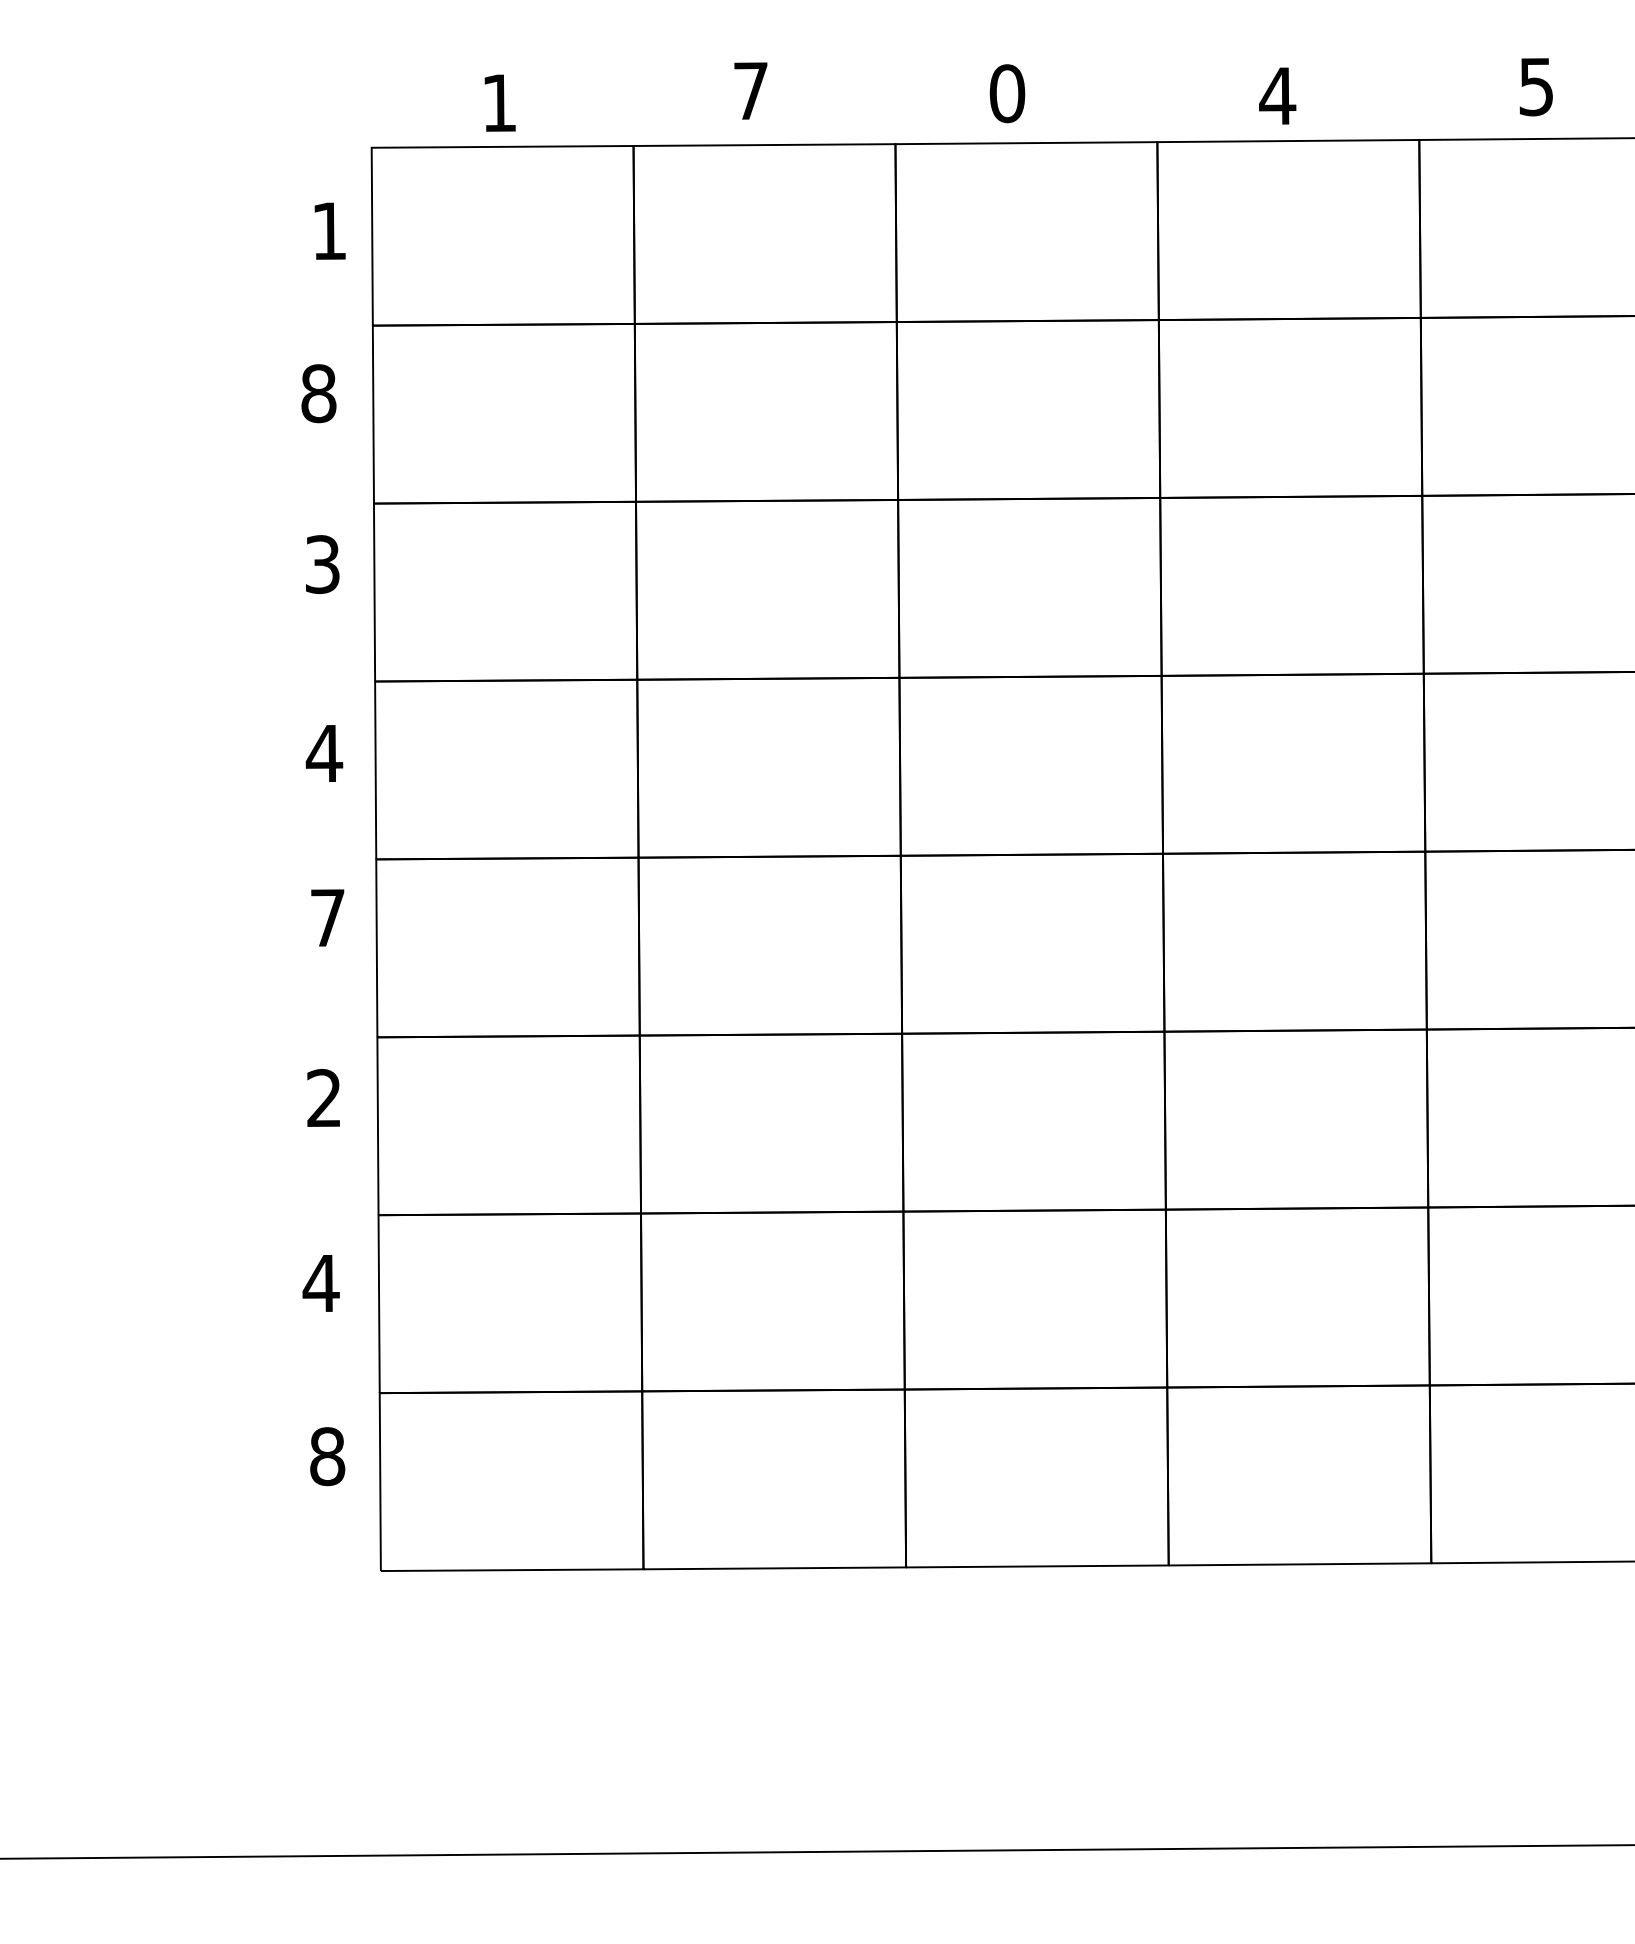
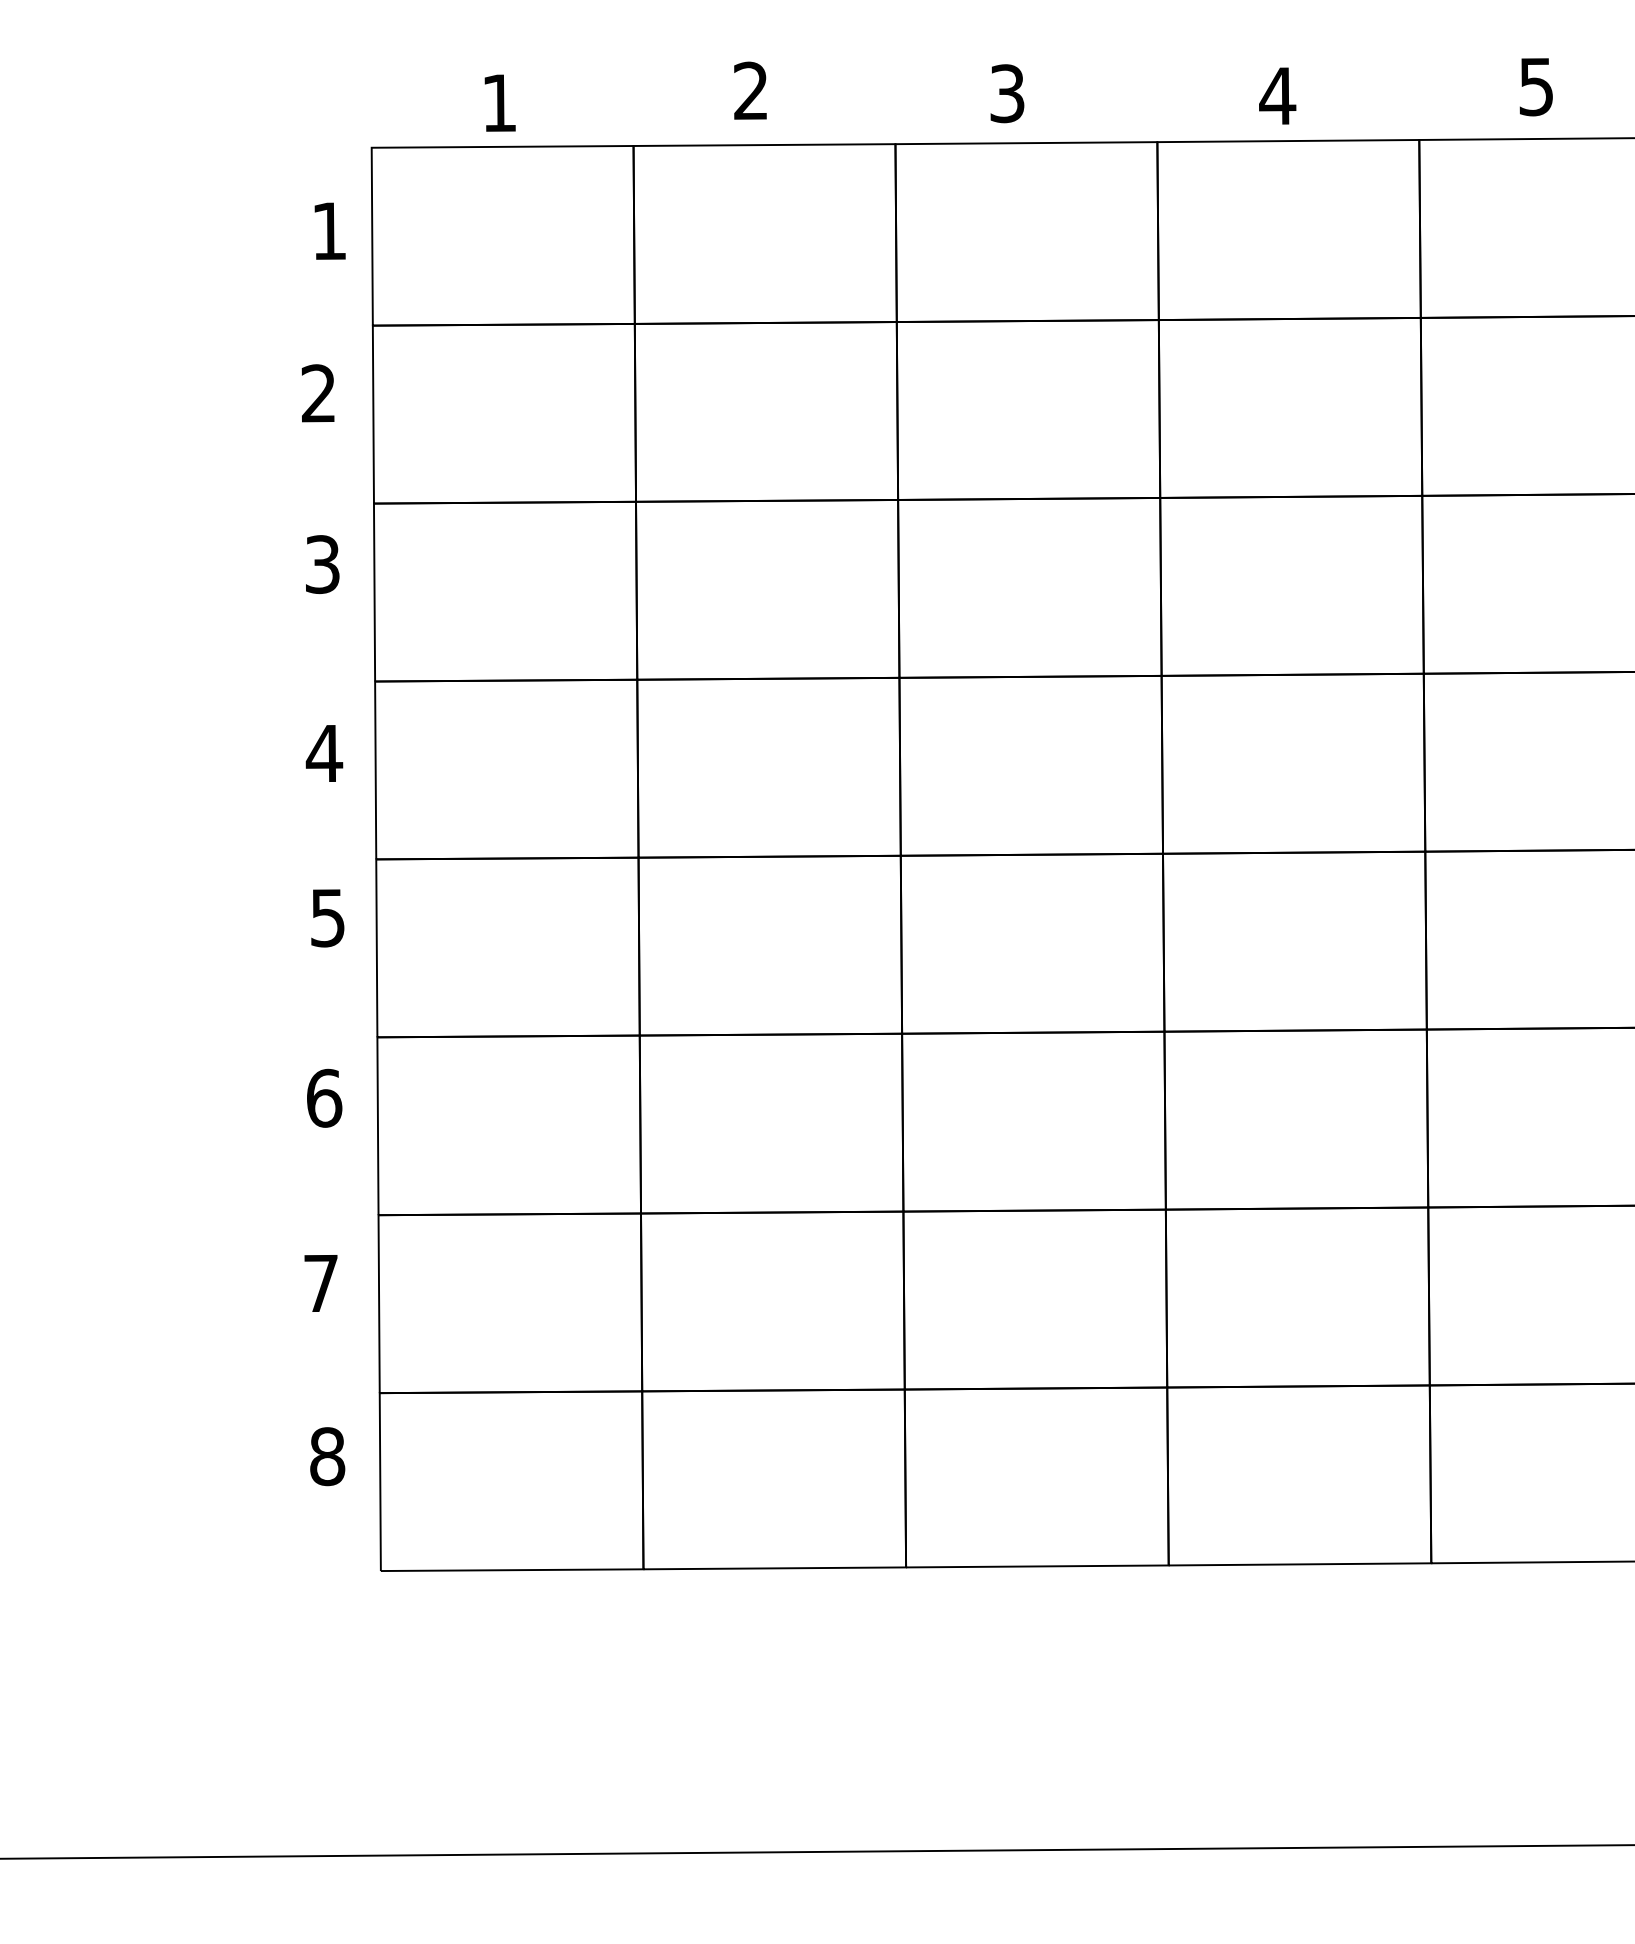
text: 7 -> 2 (750, 90)
text: 0 -> 3 (1007, 93)
text: 8 -> 2 (318, 393)
text: 7 -> 5 (327, 918)
text: 2 -> 6 (324, 1097)
text: 4 -> 7 (320, 1283)
